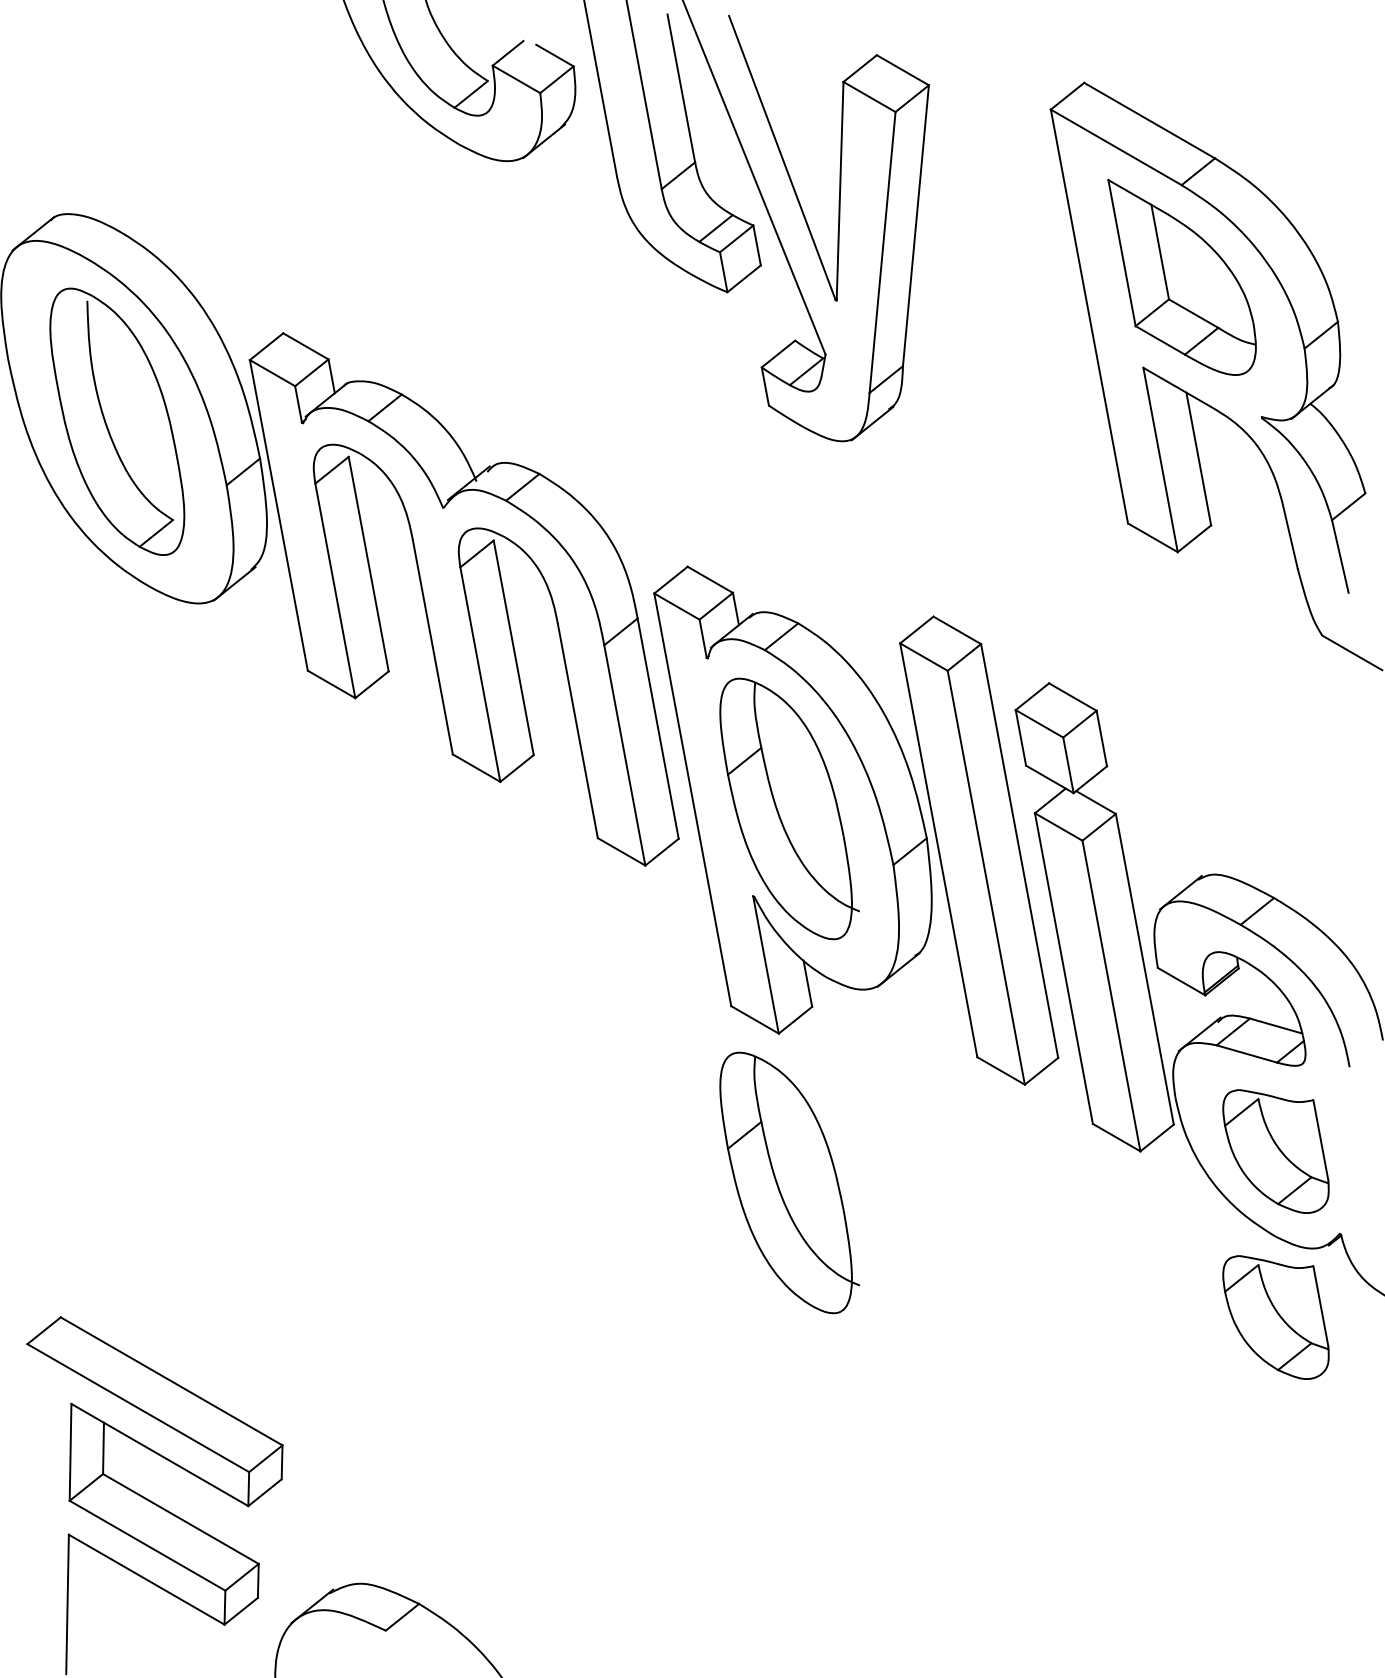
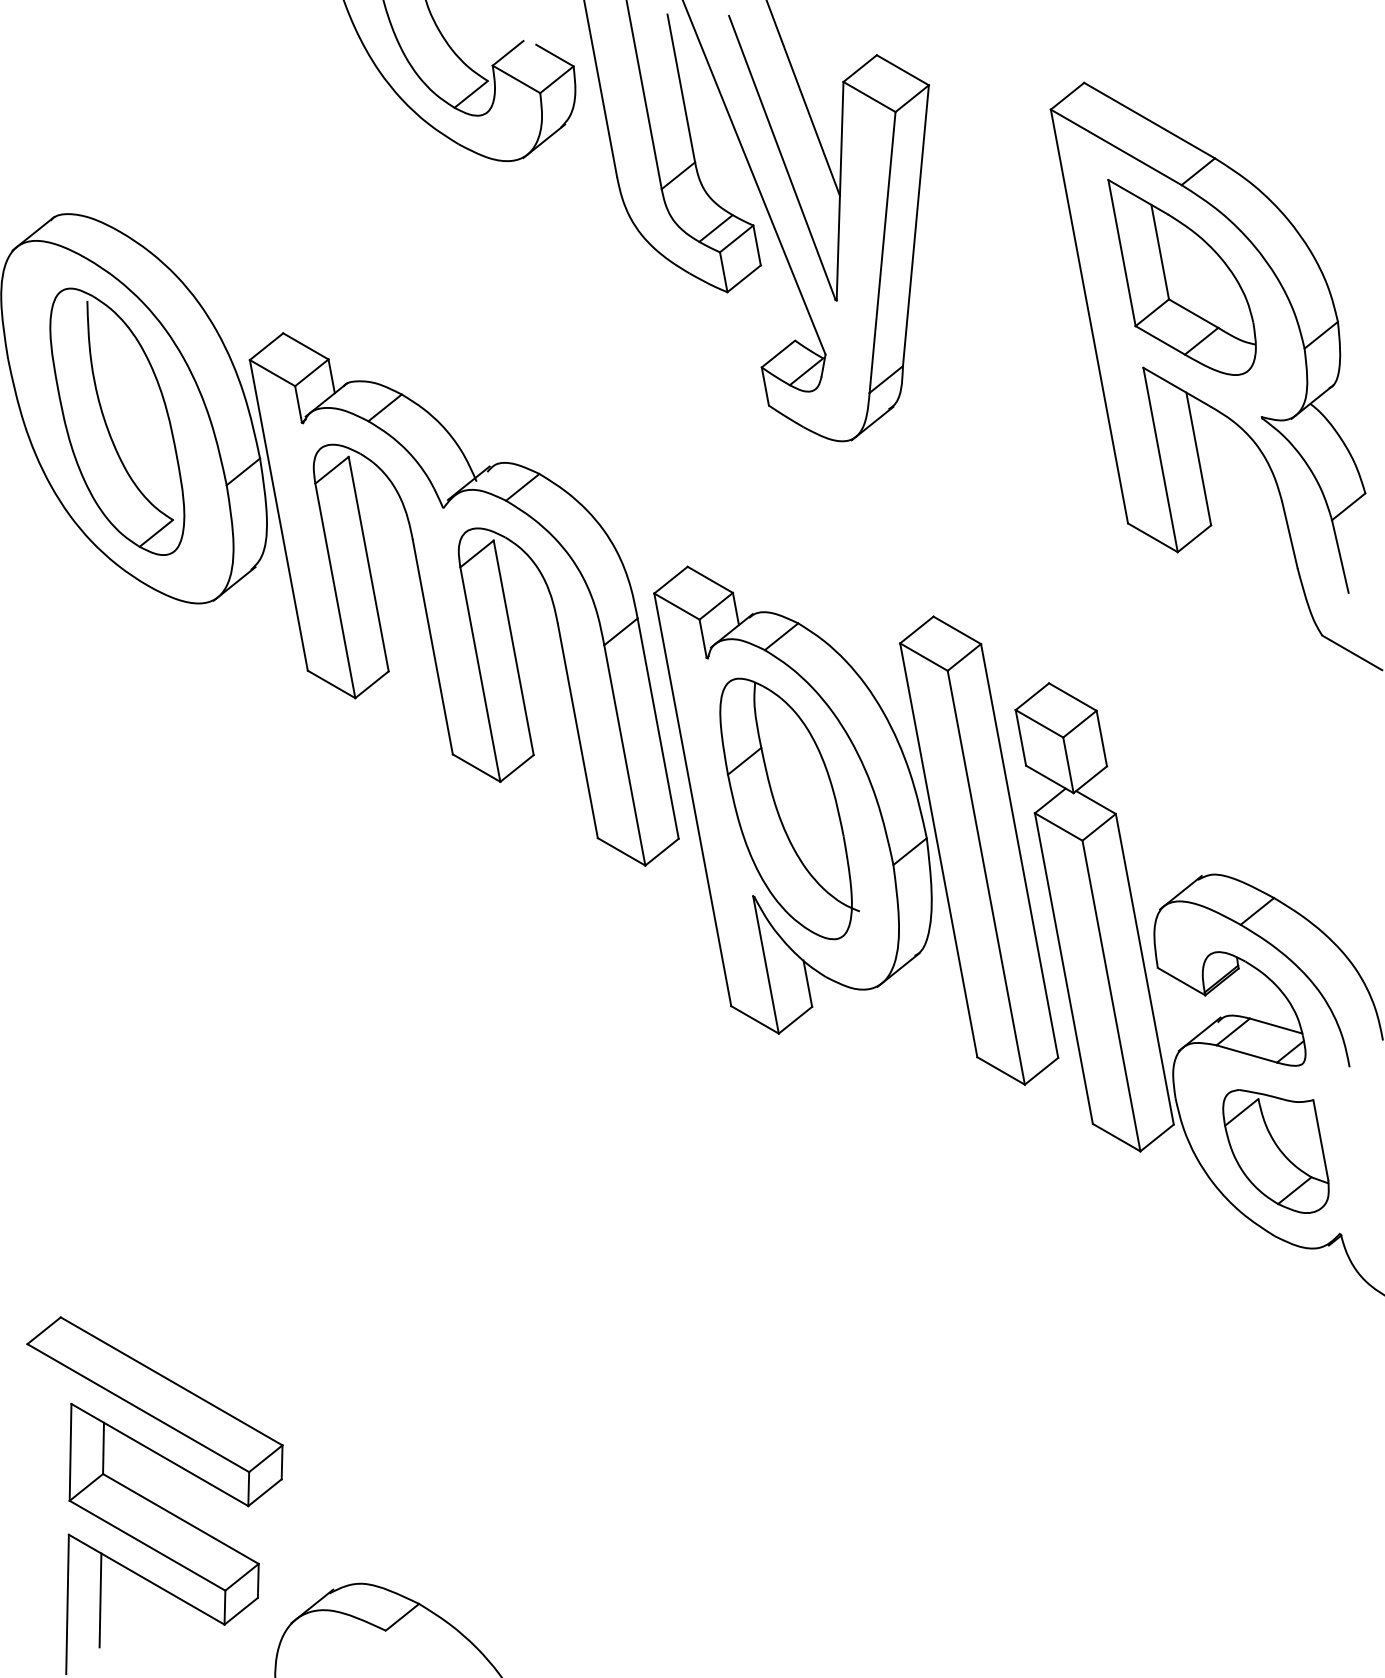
line: none -> present (803, 98)
part: present -> none (789, 1182)
part: present -> none (1275, 1317)
line: none -> present (100, 1600)
